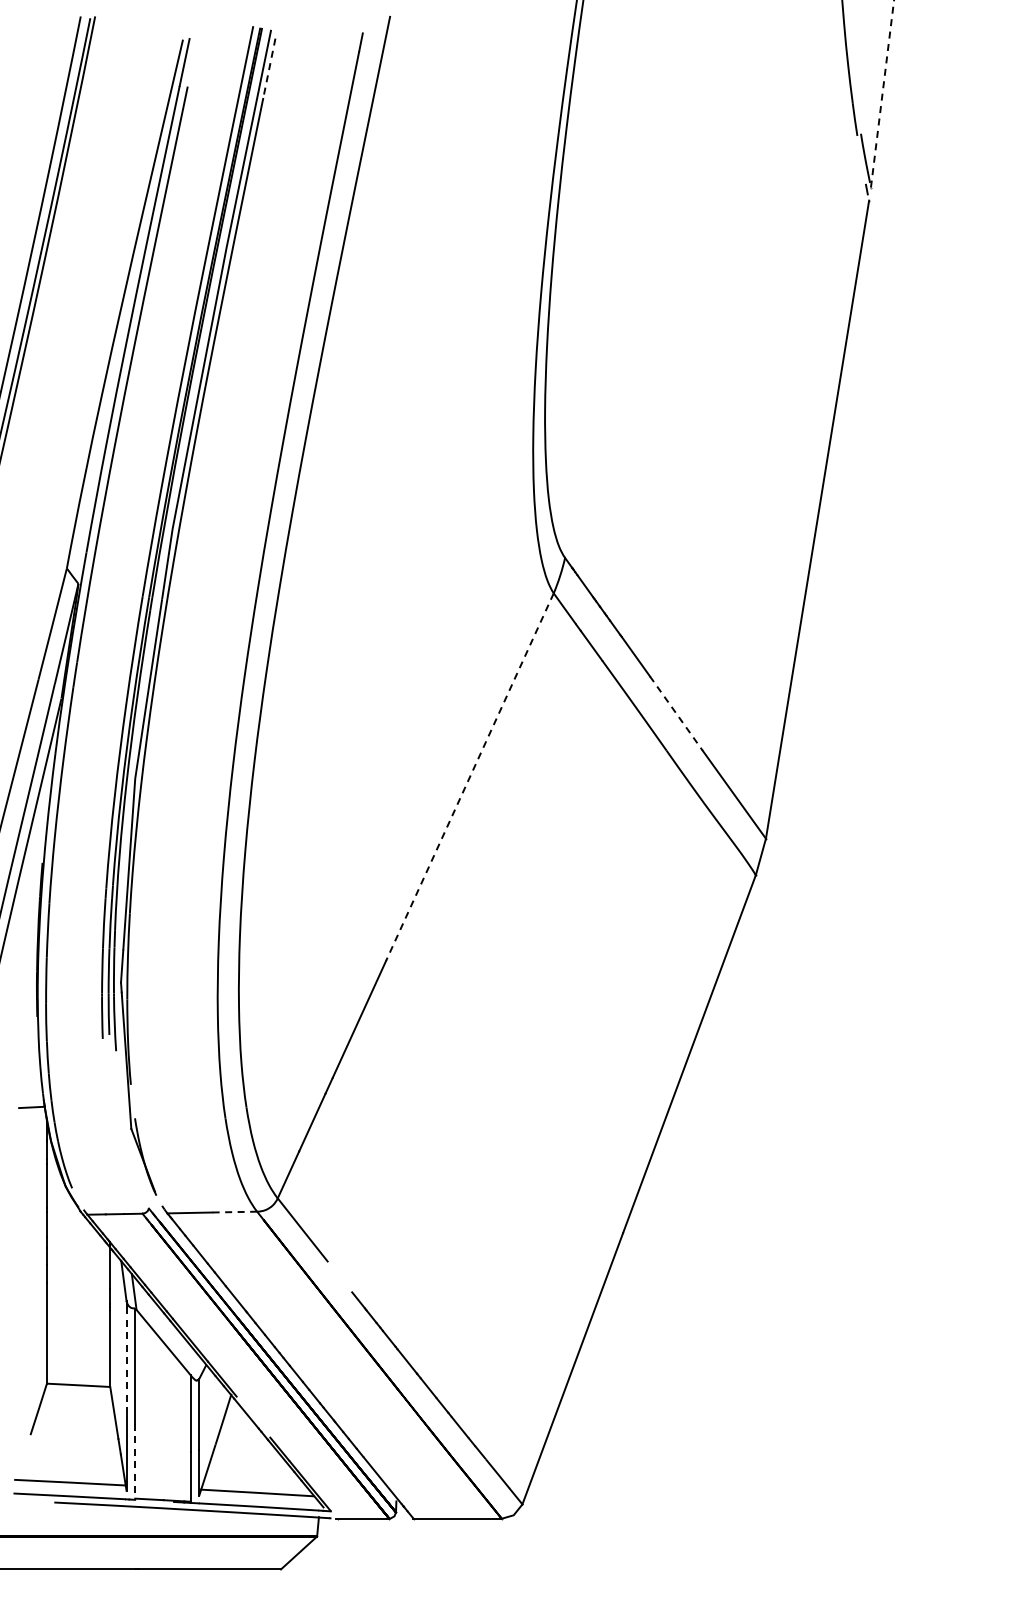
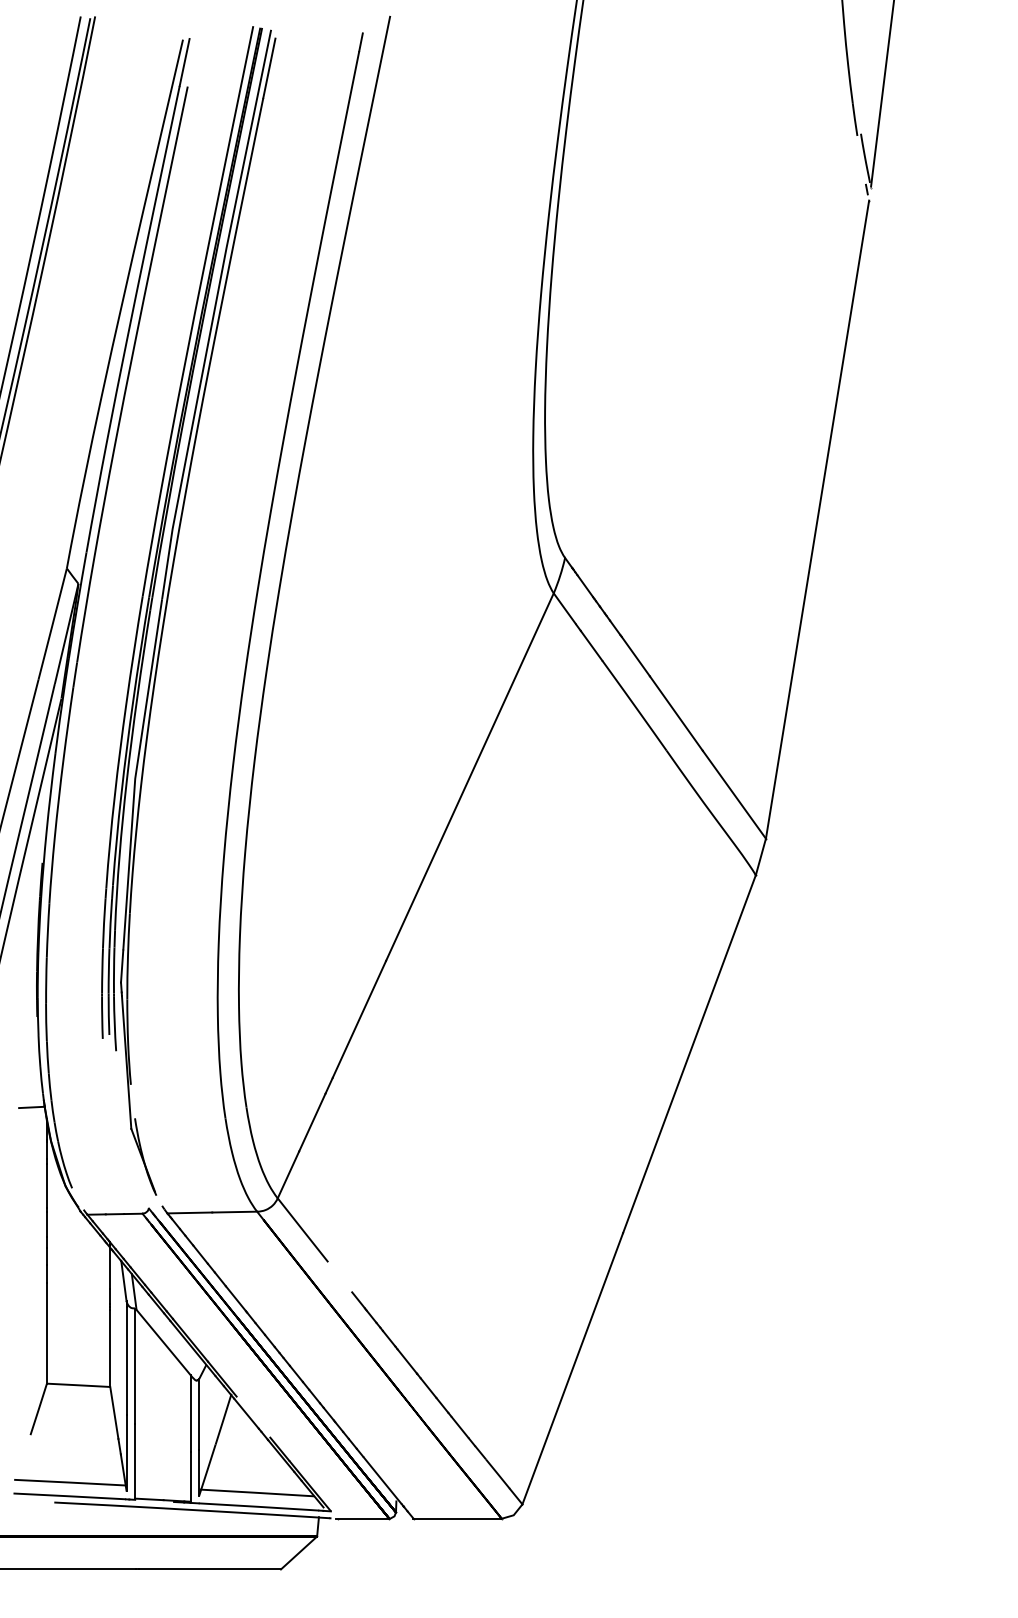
line: dashed -> solid (269, 68)
line: dashed -> solid (882, 93)
line: dashed -> solid (676, 713)
line: dashed -> solid (469, 777)
line: dashed -> solid (234, 1212)
line: dashed -> solid (126, 1361)
line: dashed -> solid (135, 1461)
